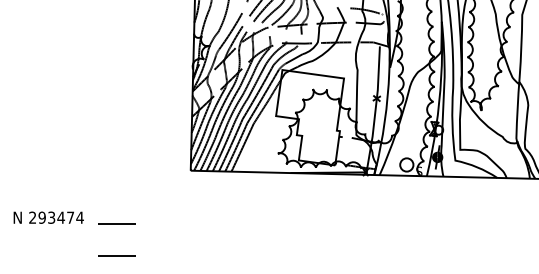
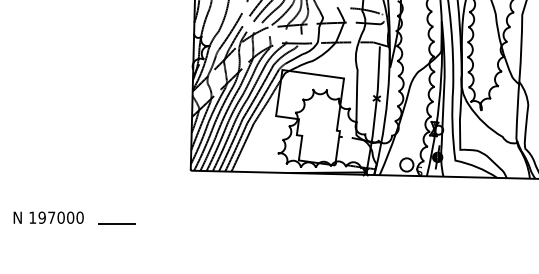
text: 293474 -> 197000 (56, 217)
line: present -> none (116, 255)
